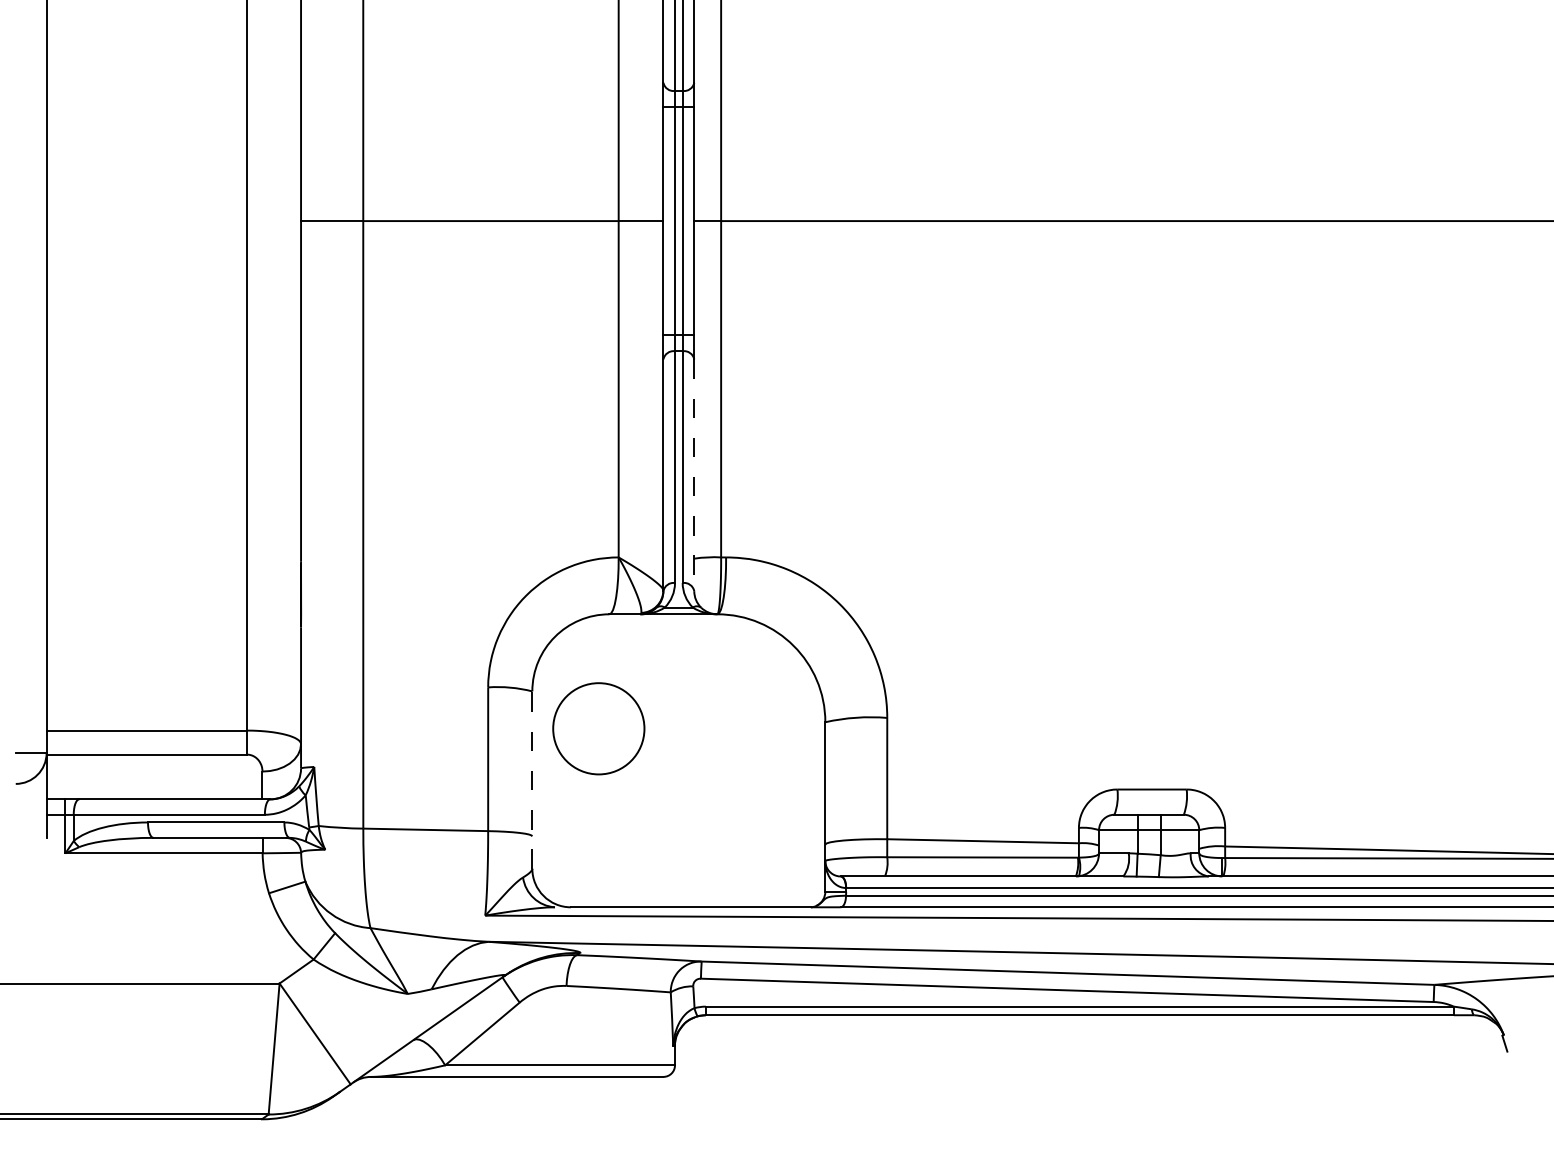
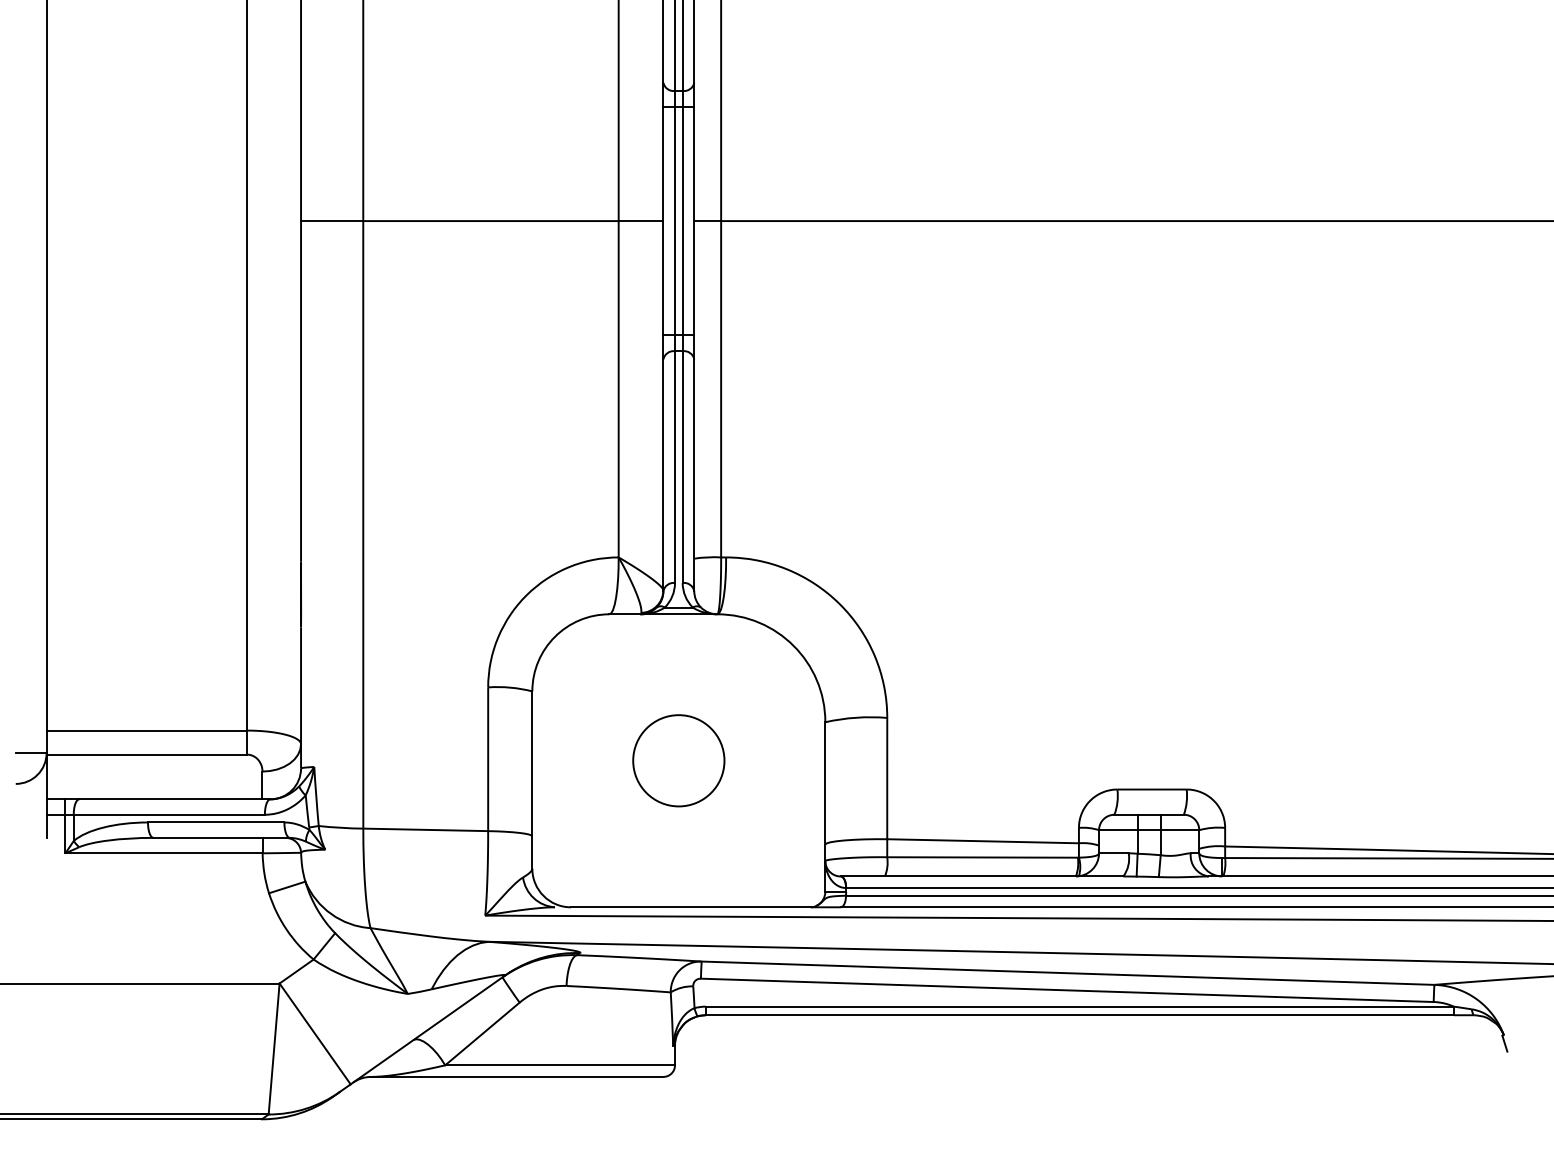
line: dashed -> solid (694, 475)
circle position: (598, 728) -> (678, 760) (678, 760)
line: dashed -> solid (532, 780)
